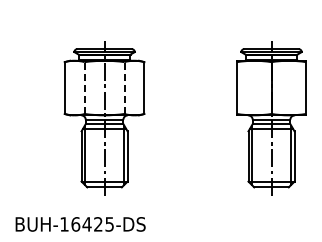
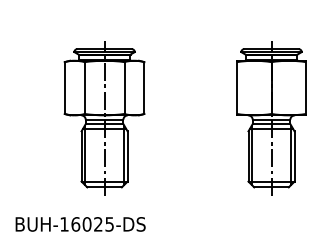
line: dashed -> solid (84, 88)
line: dashed -> solid (124, 88)
text: BUH-16425-DS -> BUH-16025-DS (86, 224)
